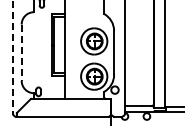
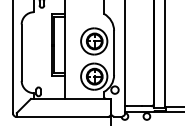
line: dashed -> solid (21, 53)
line: dashed -> solid (13, 57)
